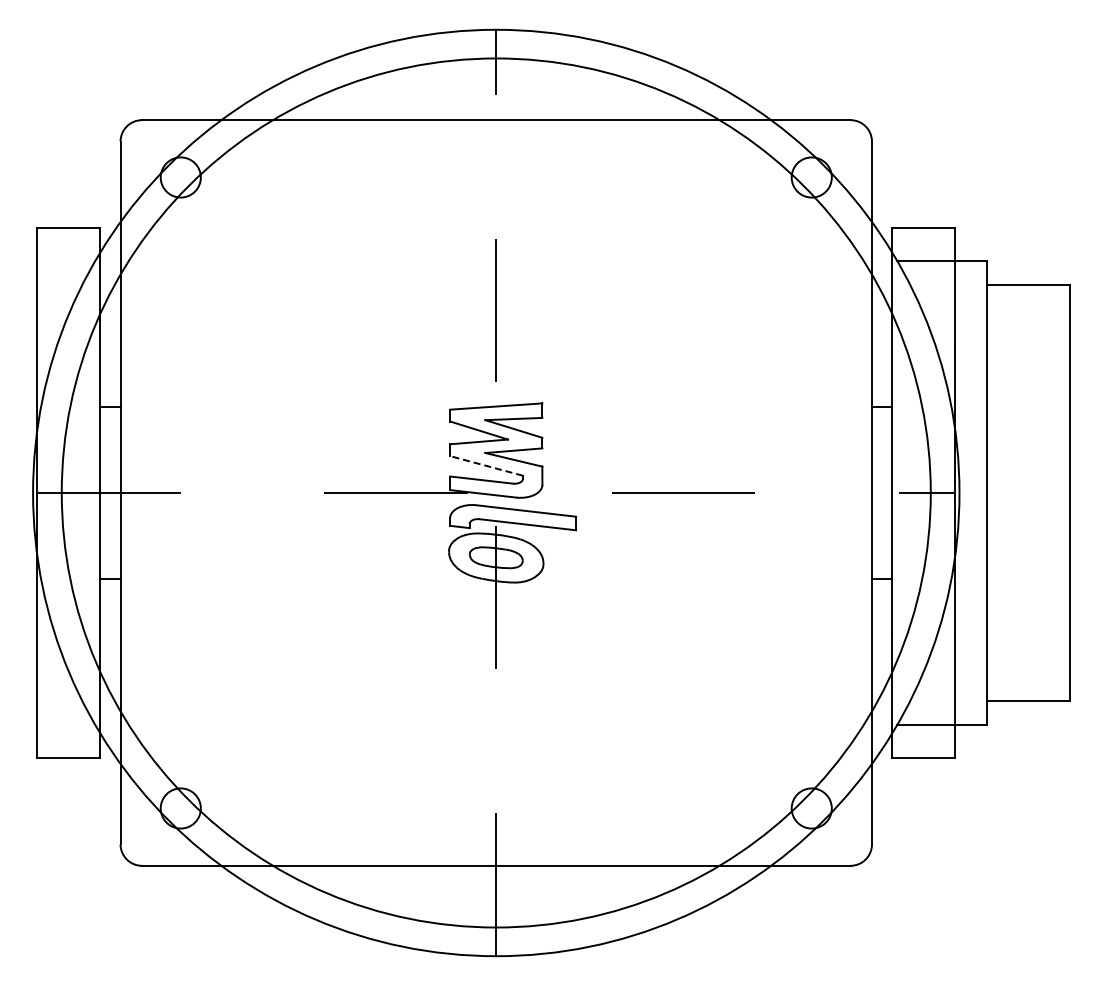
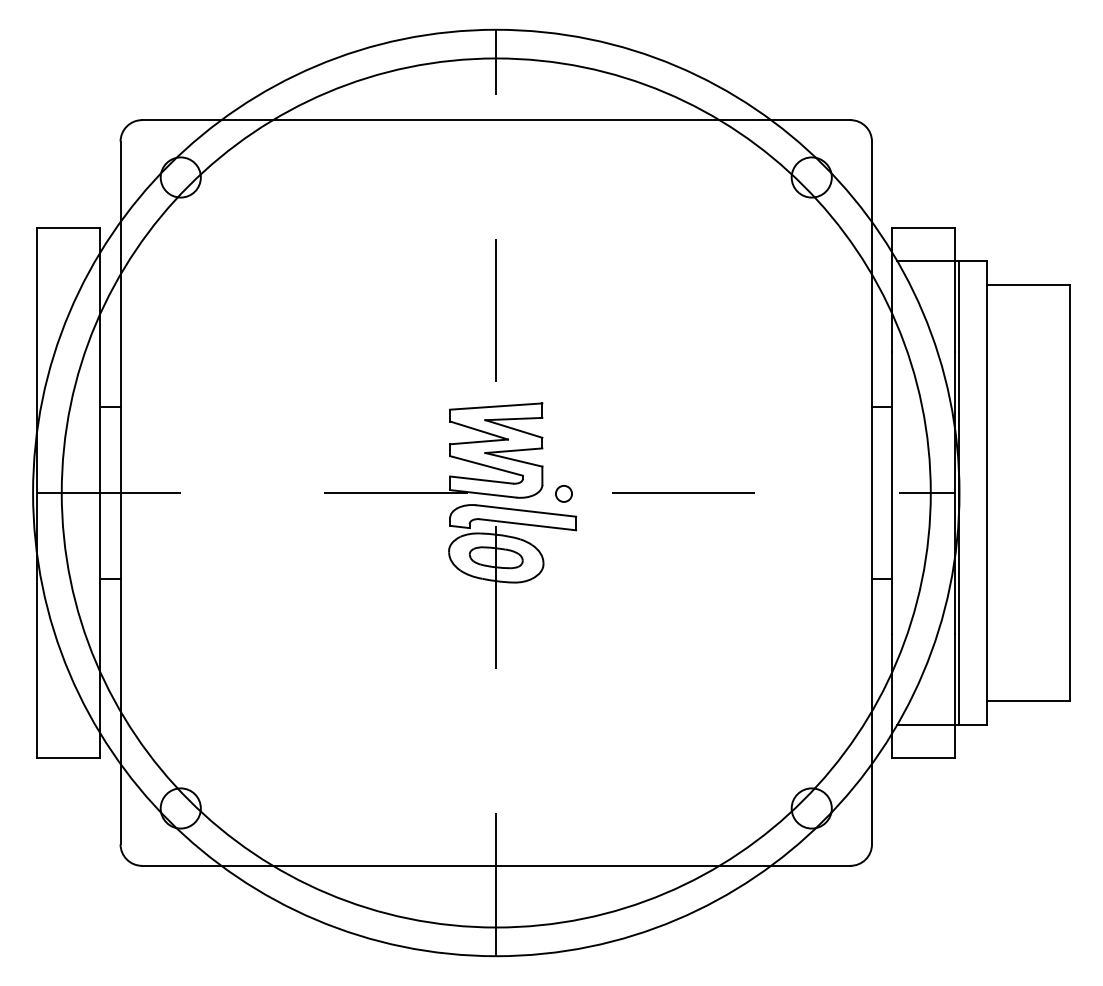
line: dashed -> solid (486, 465)
line: none -> present (959, 492)
circle: none -> present (563, 493)
